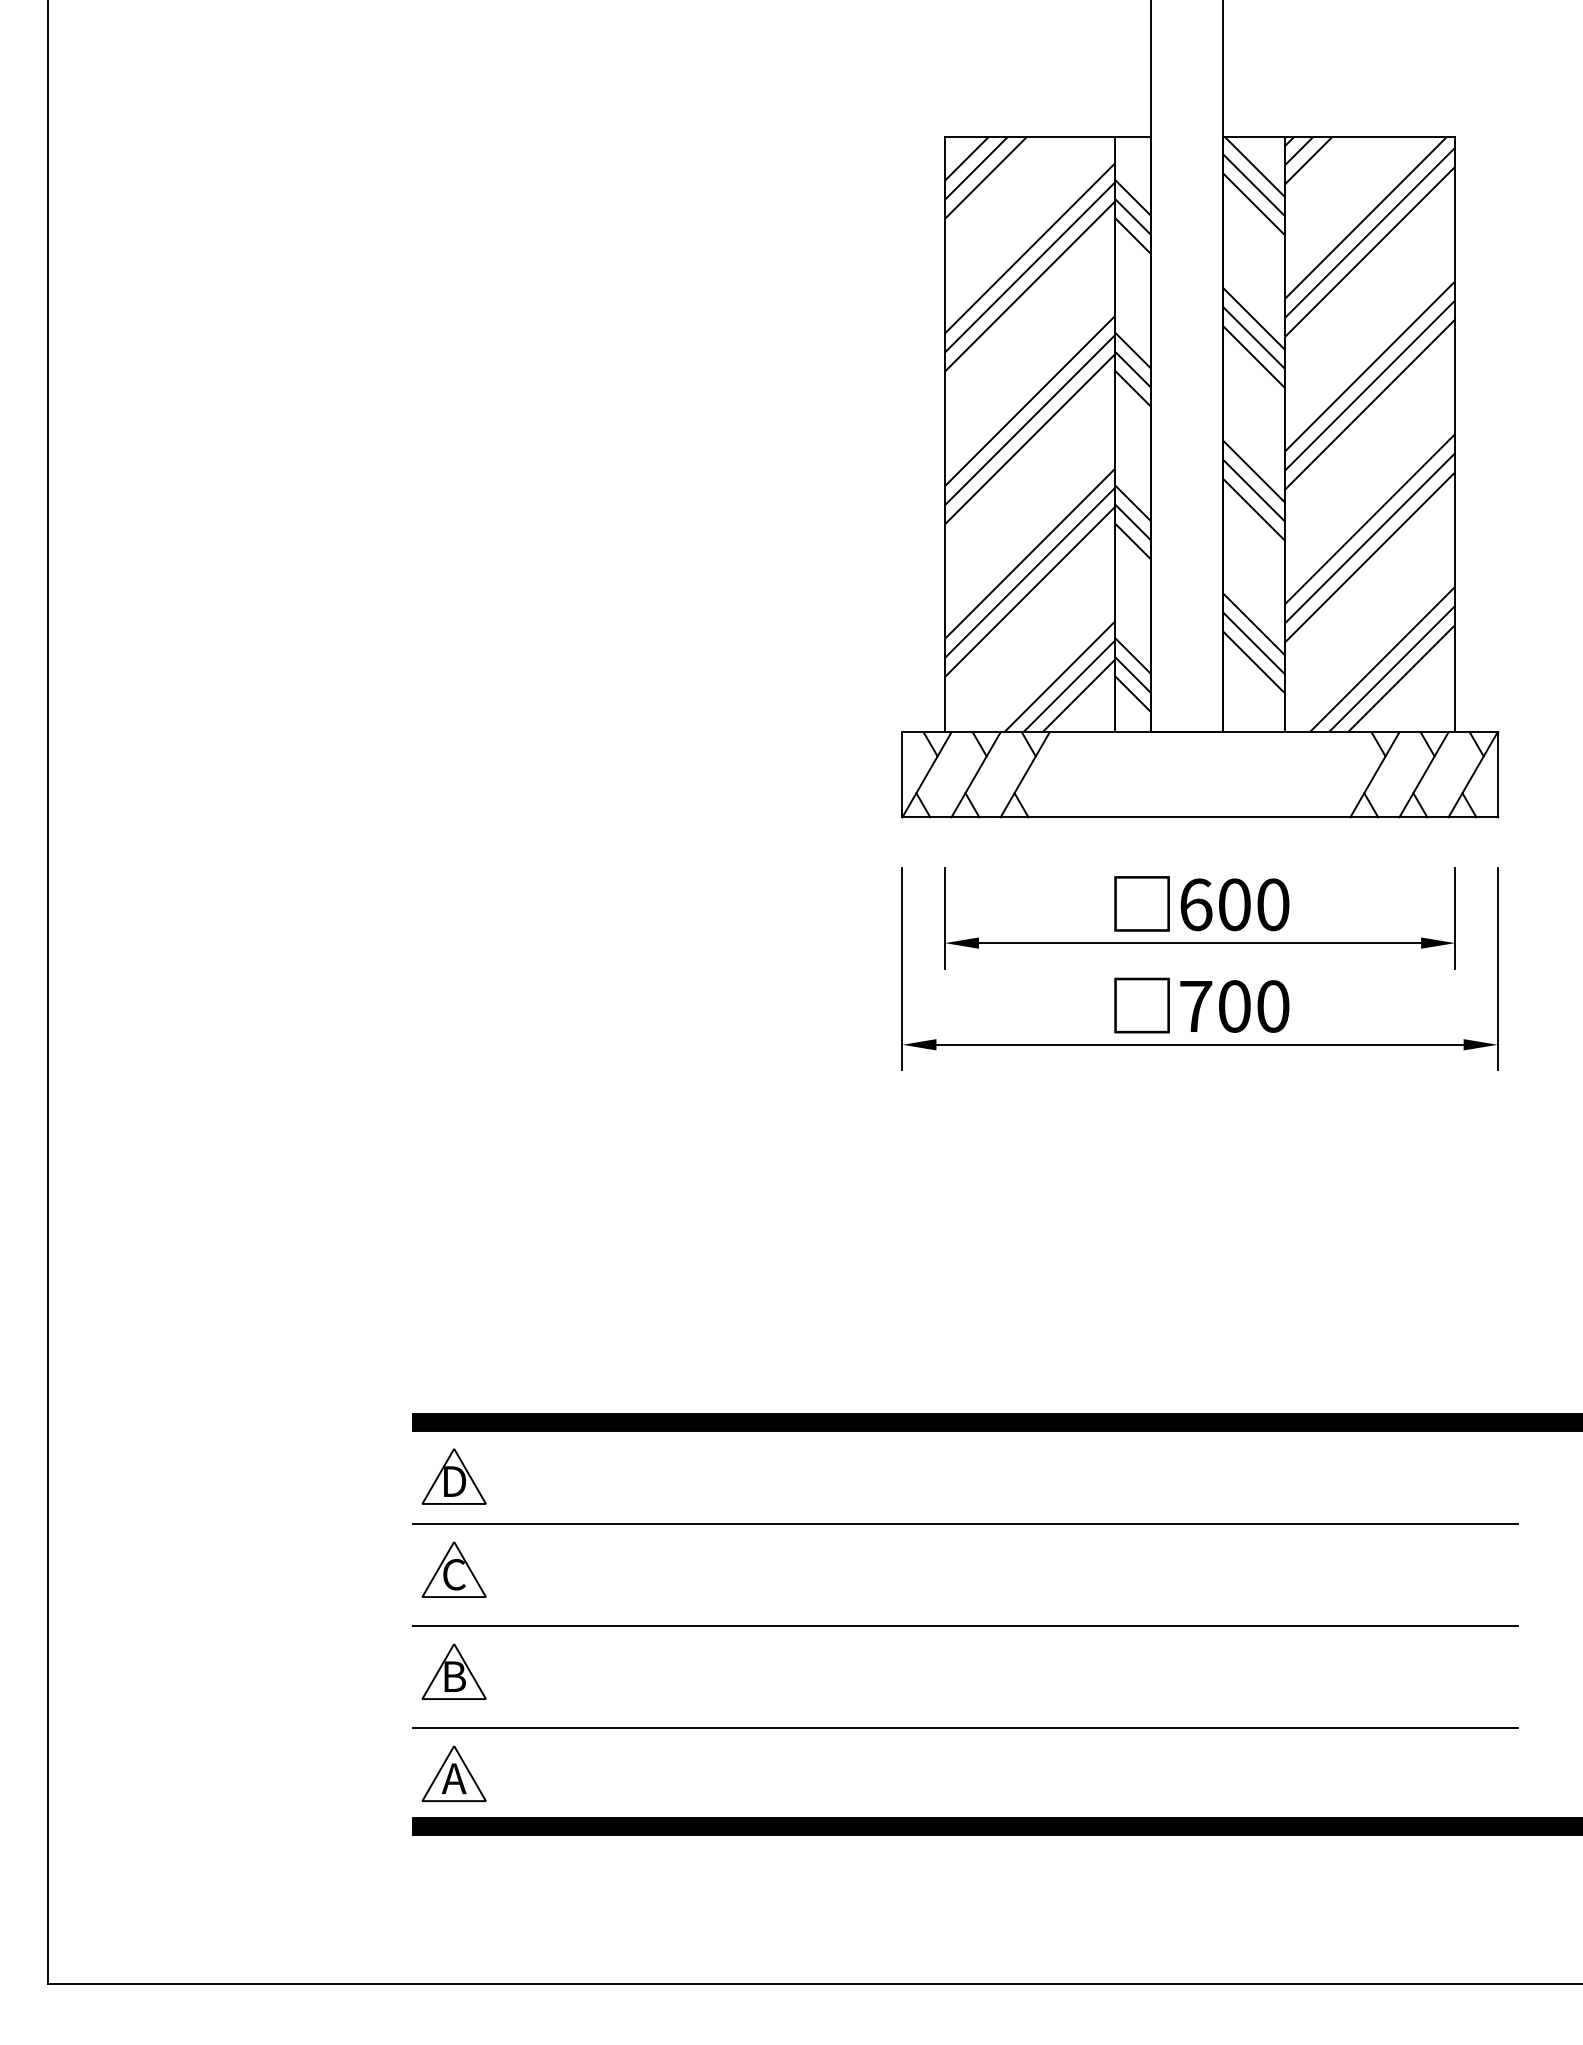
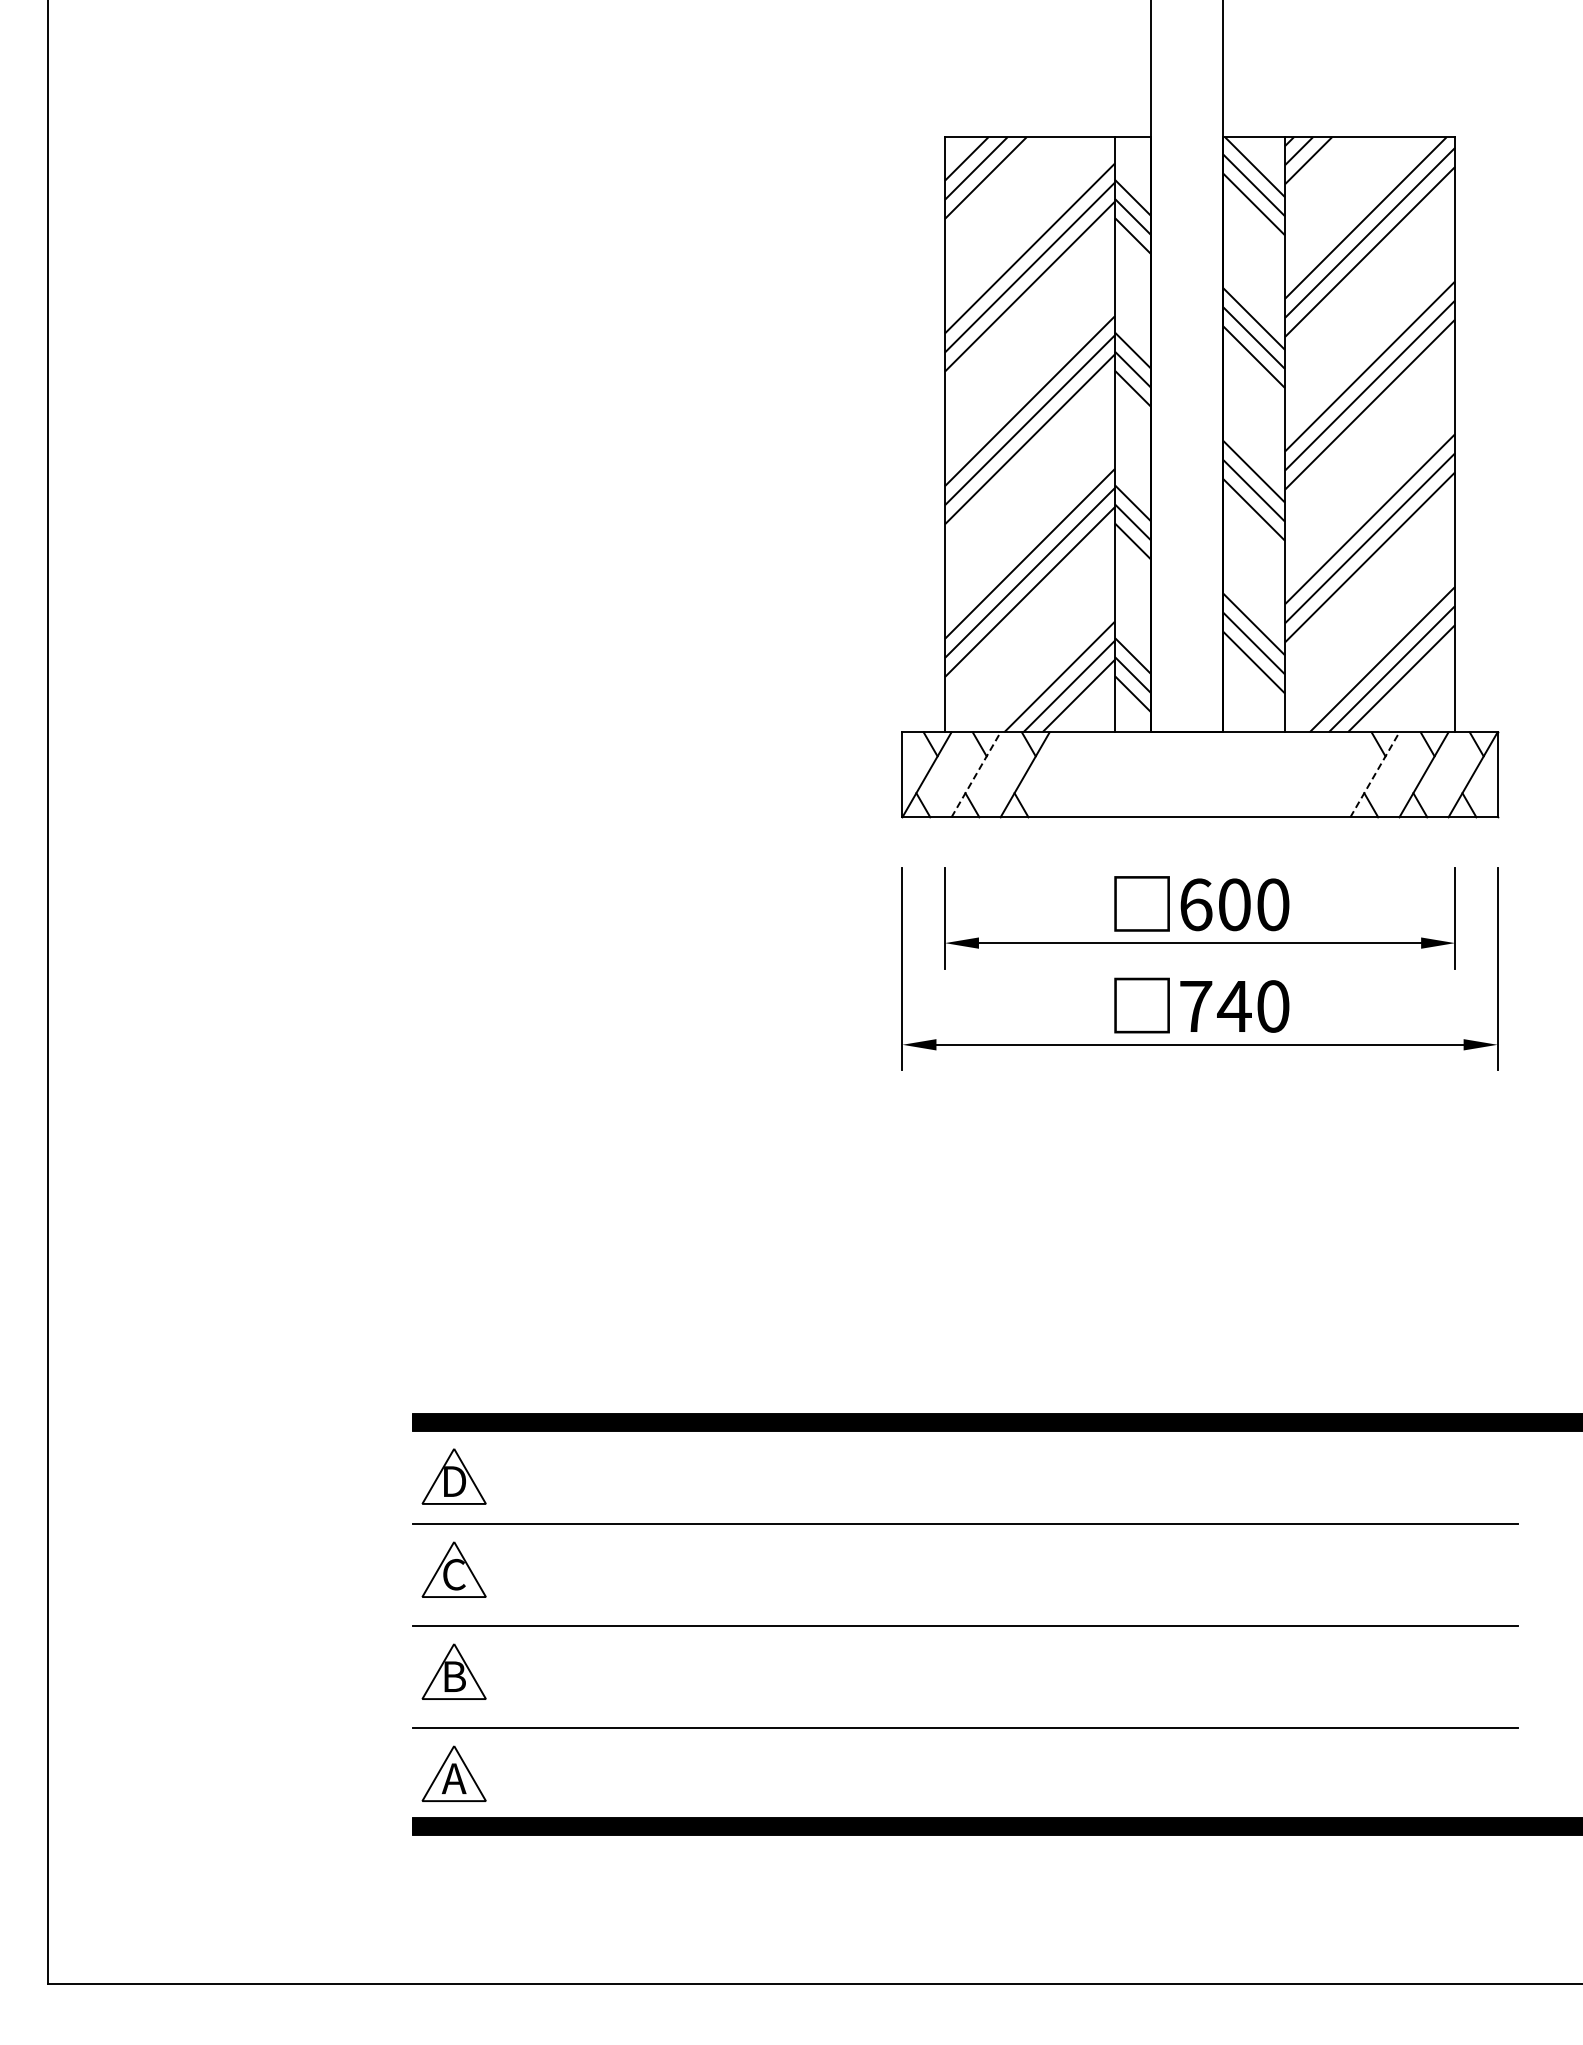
line: solid -> dashed (976, 774)
line: solid -> dashed (1375, 774)
text: 700 -> 740 (1234, 1006)
